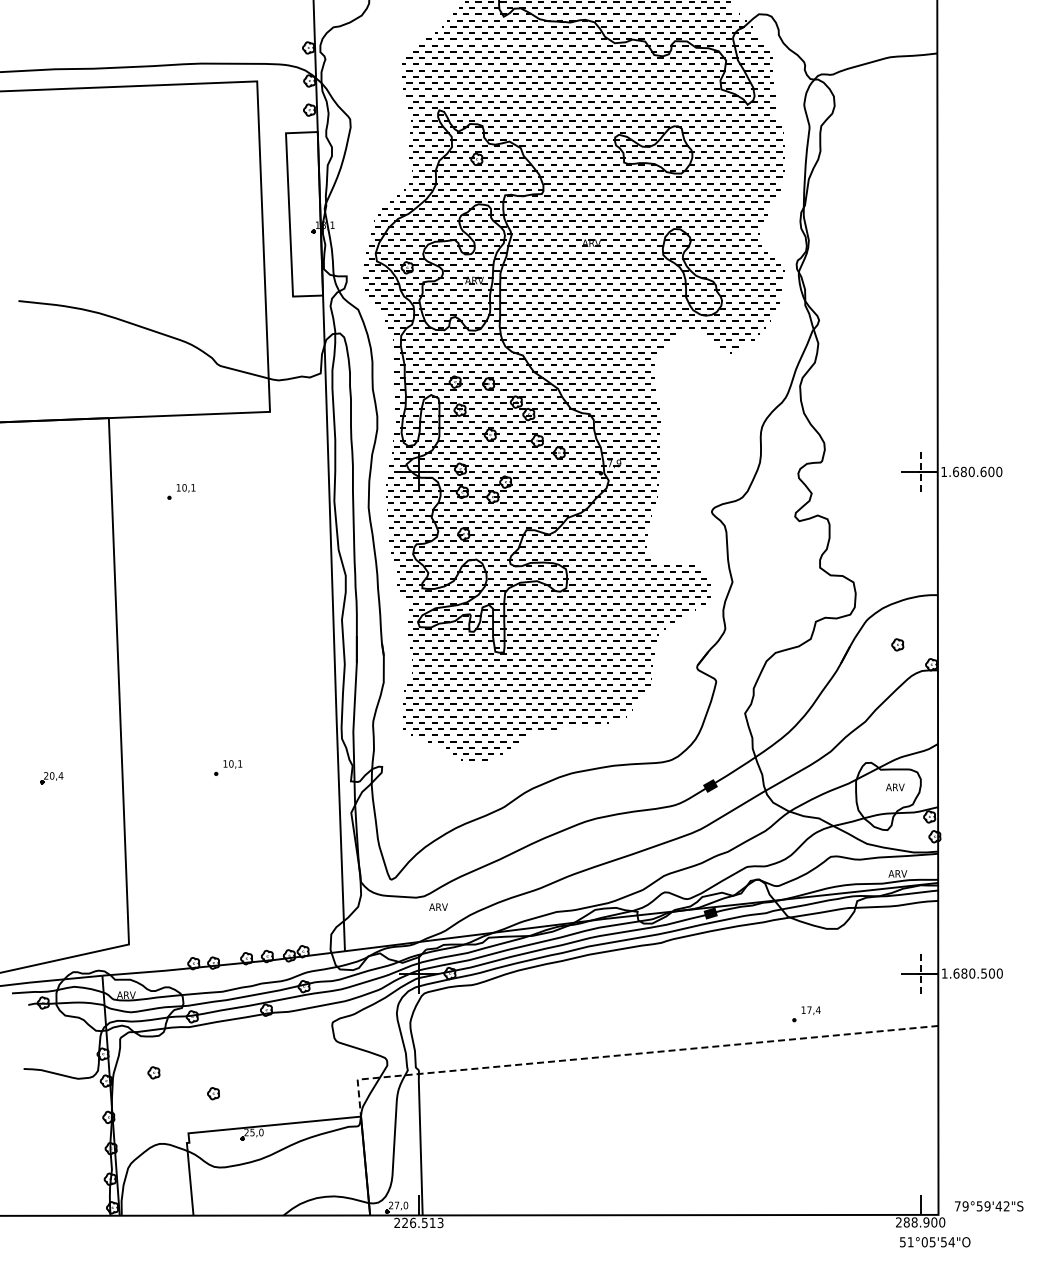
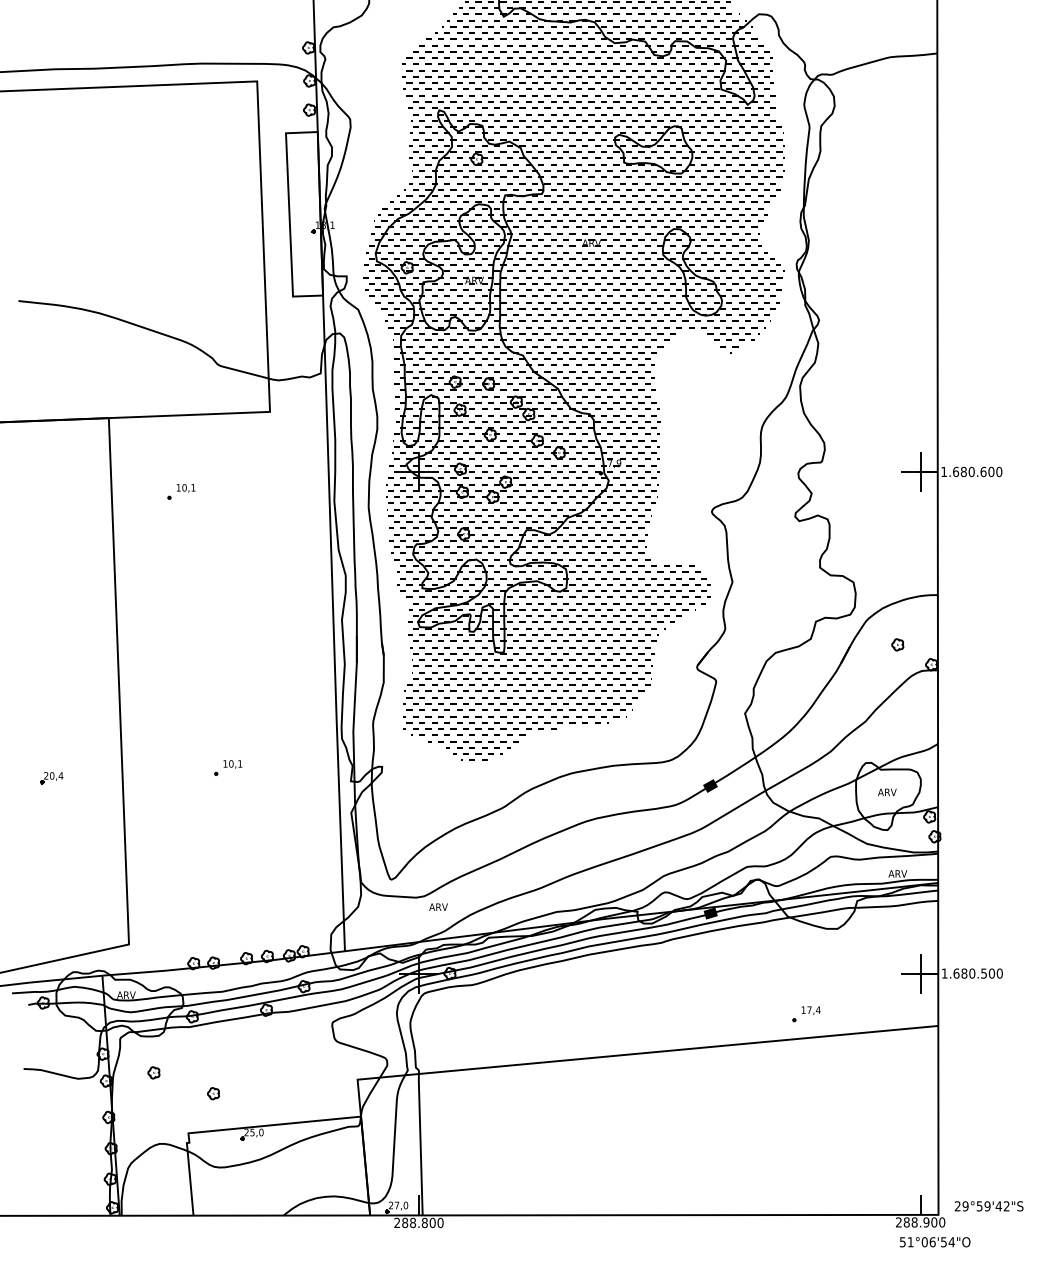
line: dashed -> solid (920, 472)
text position: (895, 787) -> (887, 792) (887, 792)
line: dashed -> solid (920, 974)
line: dashed -> solid (627, 1054)
text: 79°59'42"S -> 29°59'42"S (957, 1206)
text: 226.513 -> 288.800 (422, 1222)
text: 51°05'54"O -> 51°06'54"O (932, 1242)
